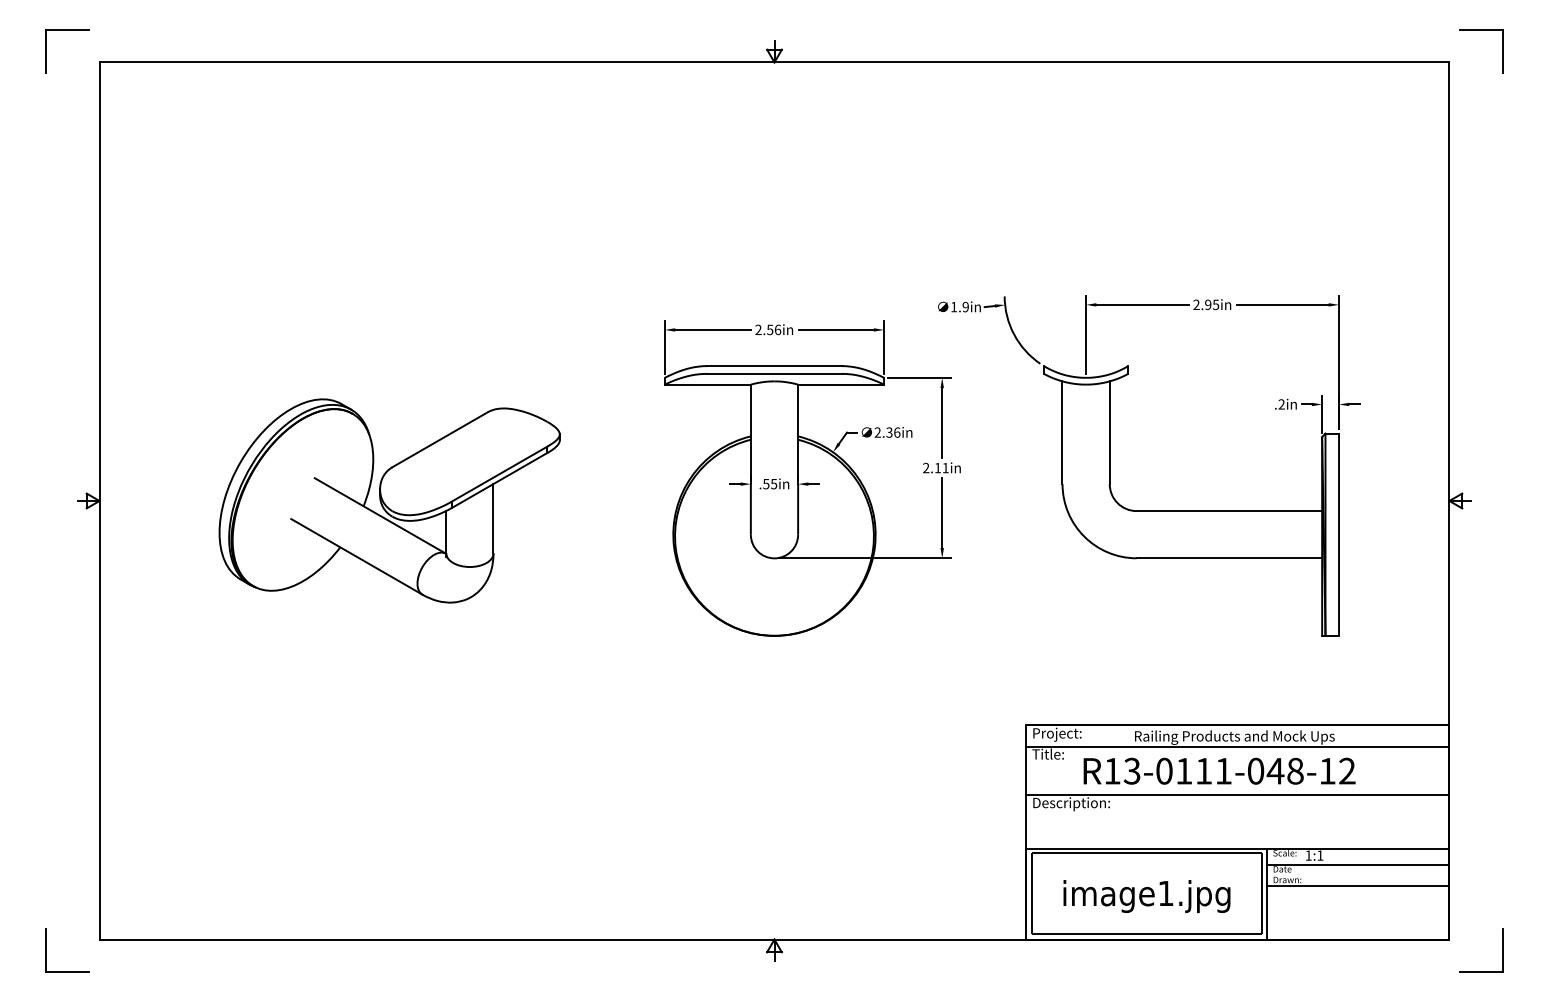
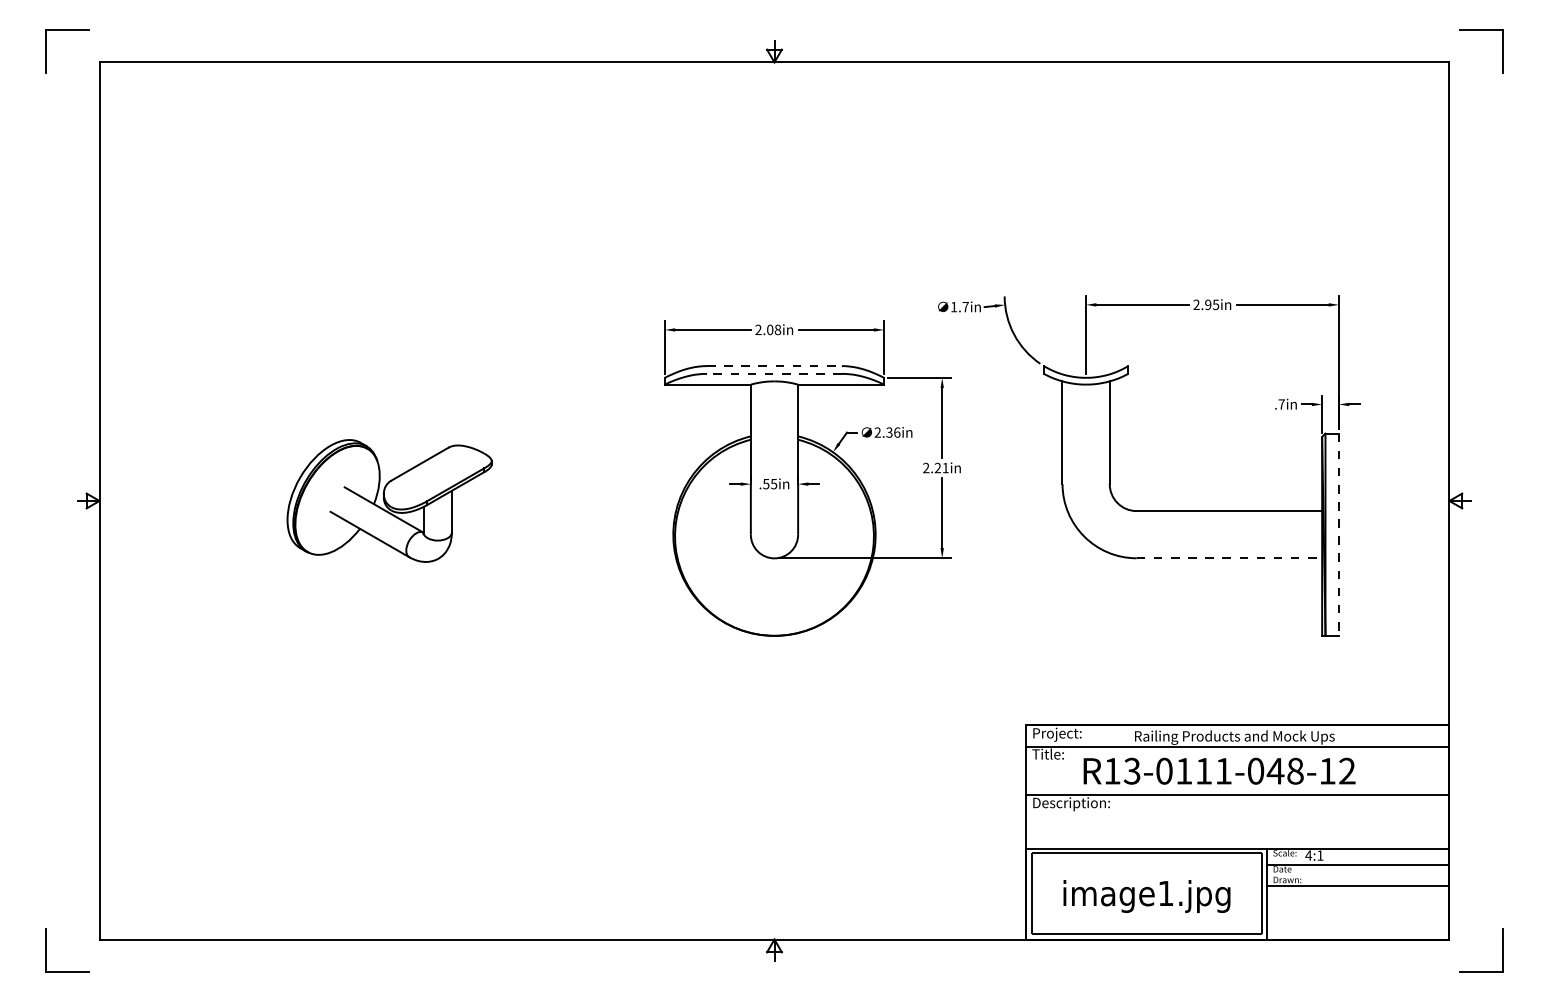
text: 1.9in -> 1.7in (965, 306)
text: 2.56in -> 2.08in (774, 329)
line: solid -> dashed (774, 366)
line: solid -> dashed (774, 373)
text: .2in -> .7in (1281, 404)
text: 2.11in -> 2.21in (937, 467)
part size: 343x206 px -> 207x124 px (389, 500)
arc: solid -> dashed (1339, 534)
line: solid -> dashed (1229, 558)
text: 1:1 -> 4:1 (1308, 855)
